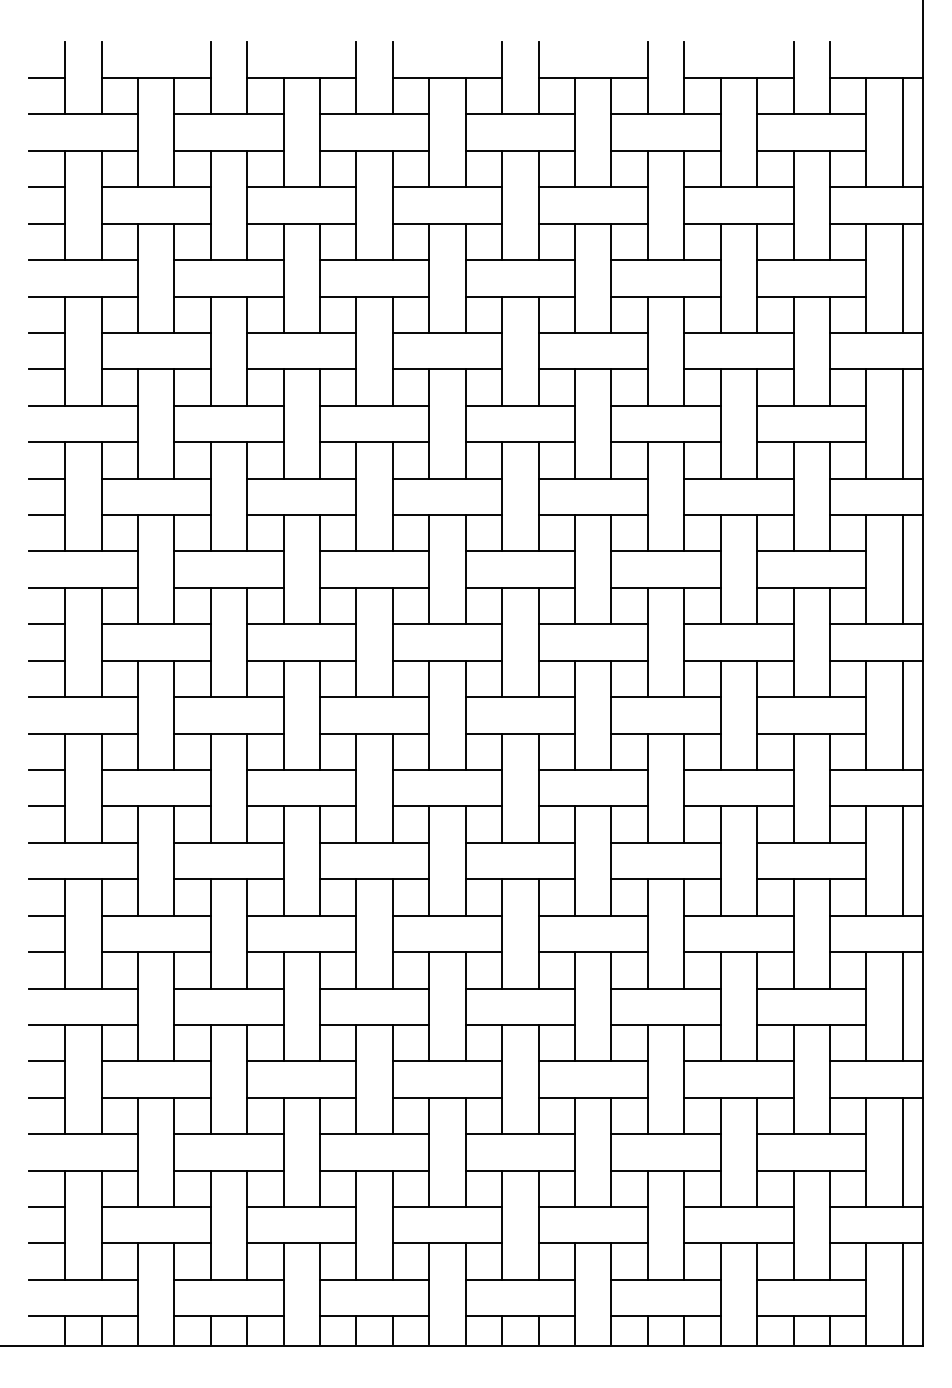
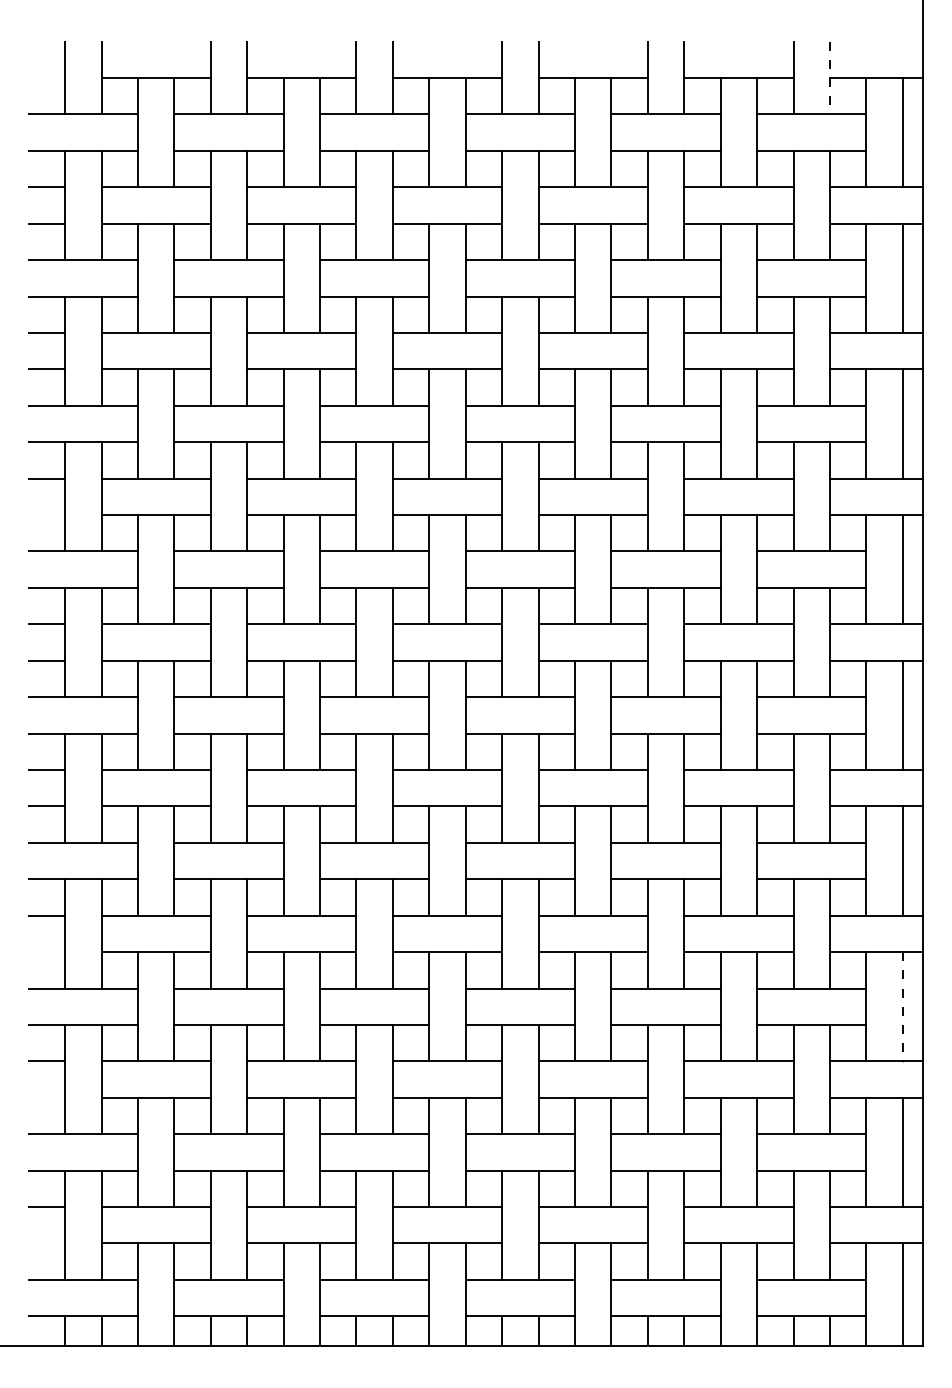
line: present -> none (46, 78)
line: solid -> dashed (829, 78)
line: present -> none (46, 515)
line: present -> none (46, 952)
line: solid -> dashed (902, 1006)
line: present -> none (46, 1097)
line: present -> none (46, 1243)
